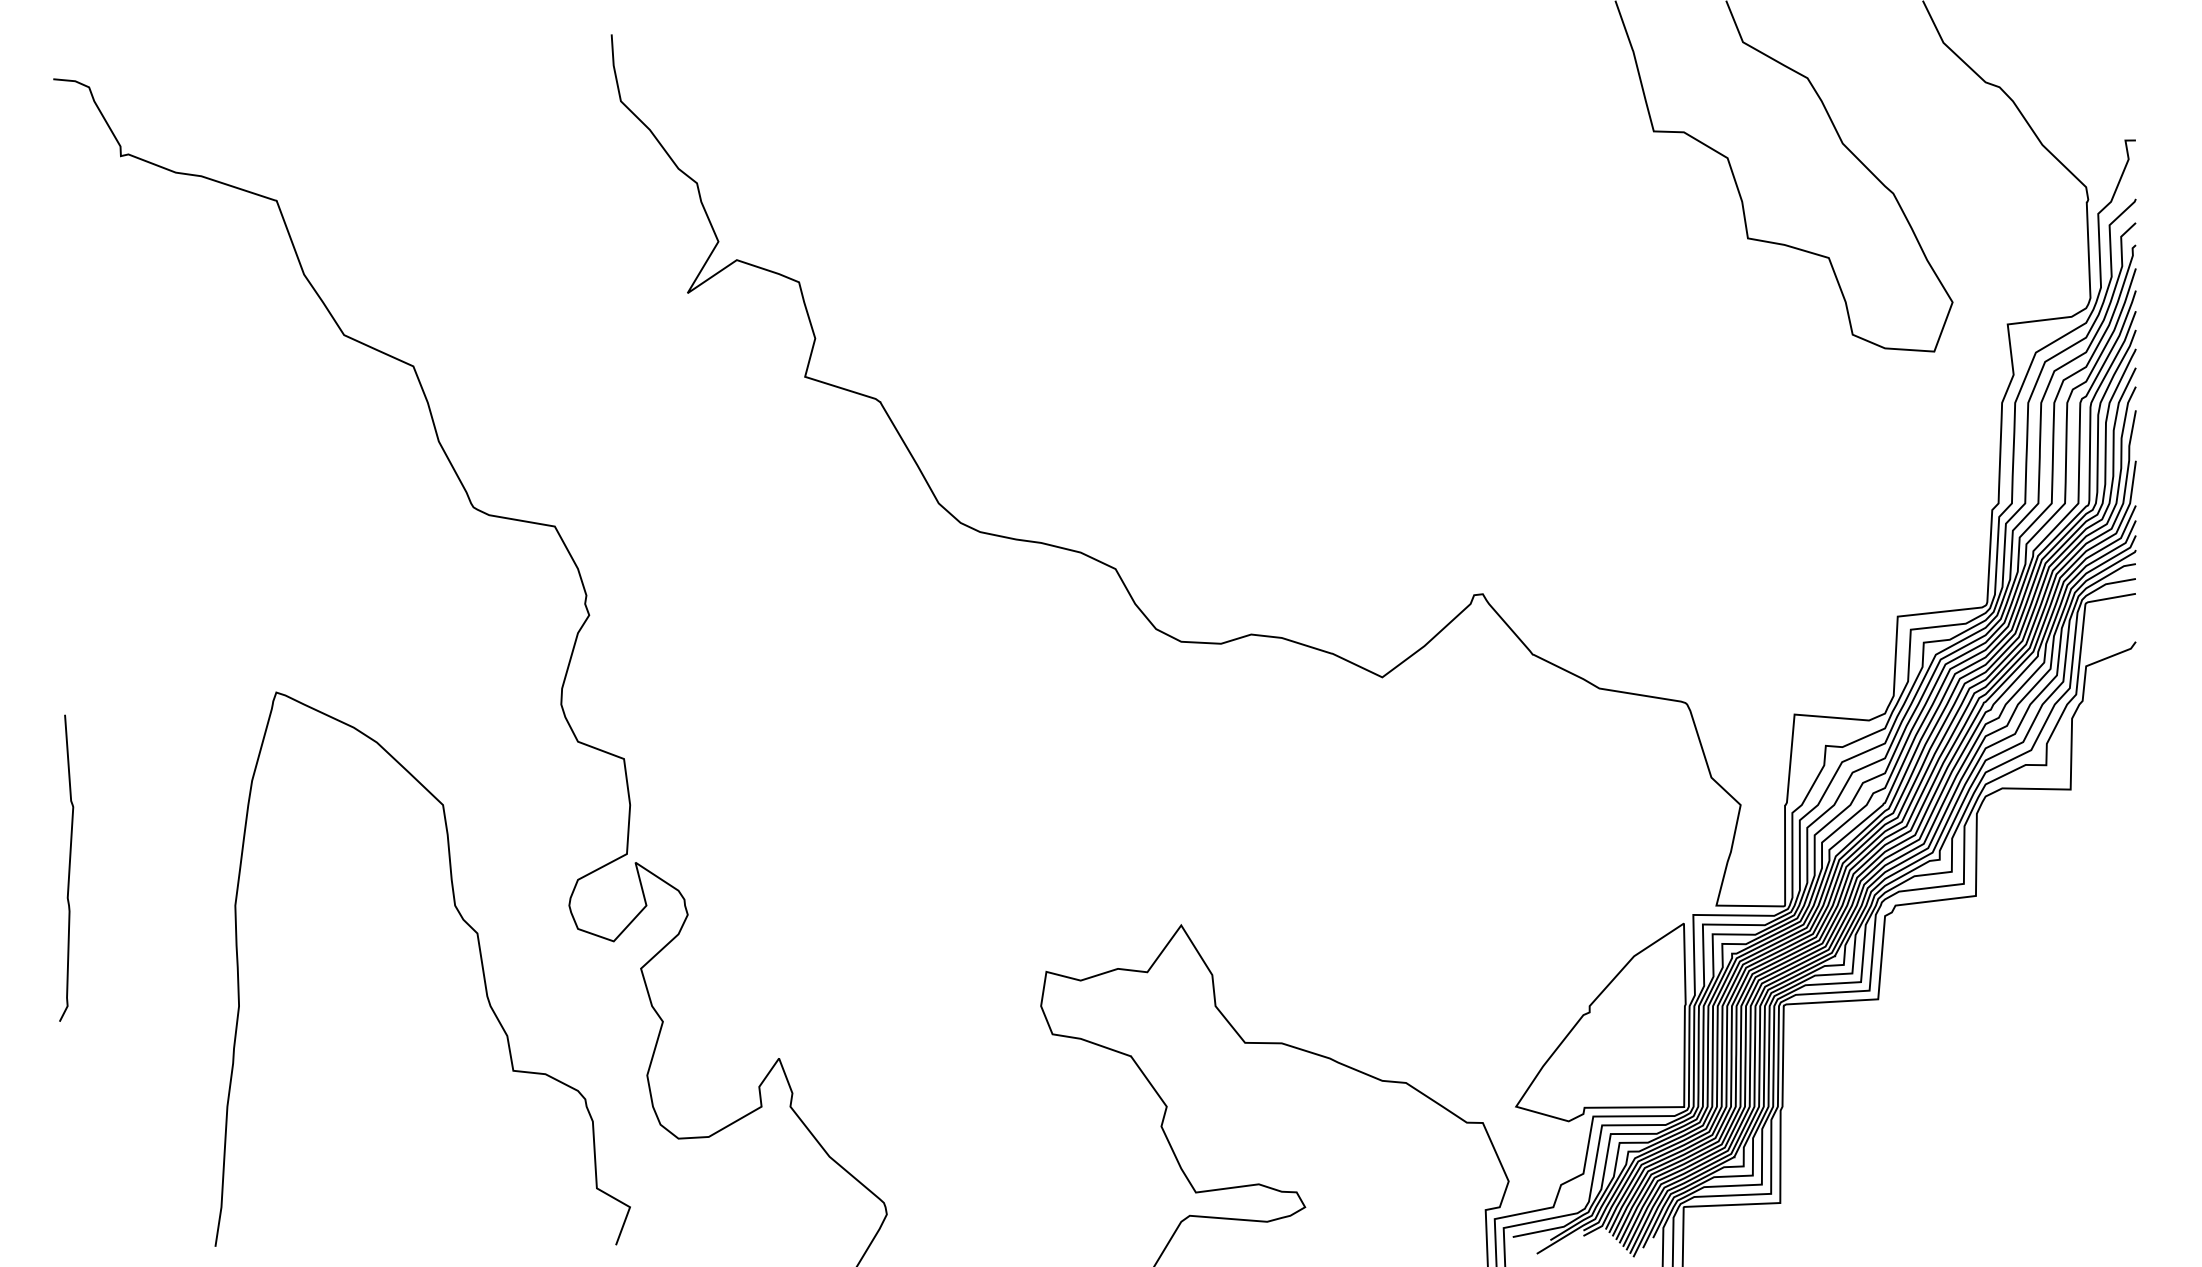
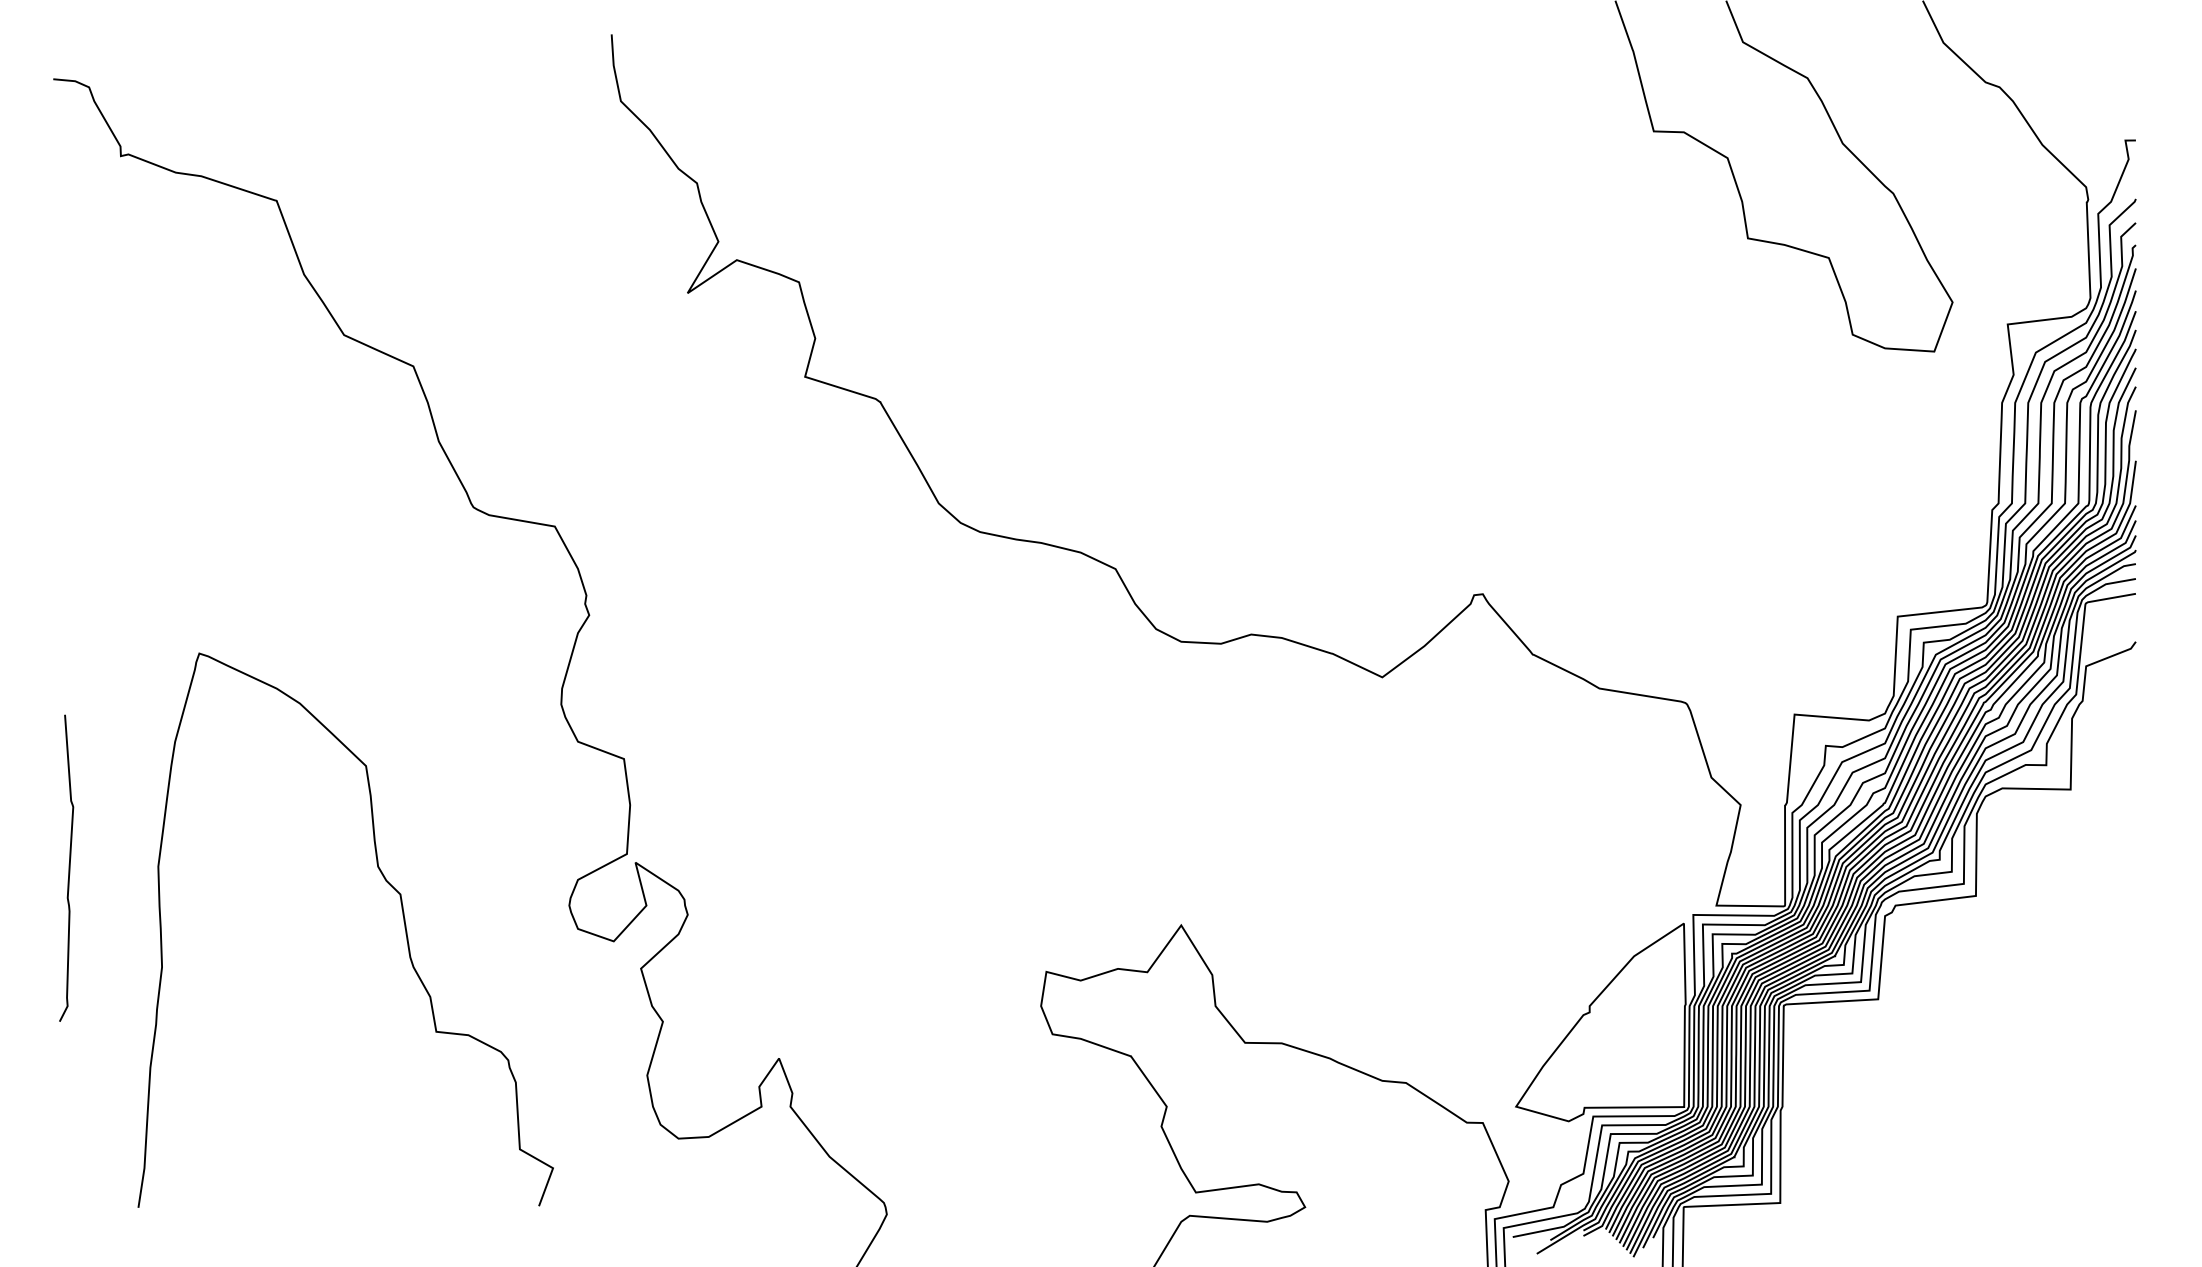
curve position: (480, 960) -> (403, 921) (403, 921)
